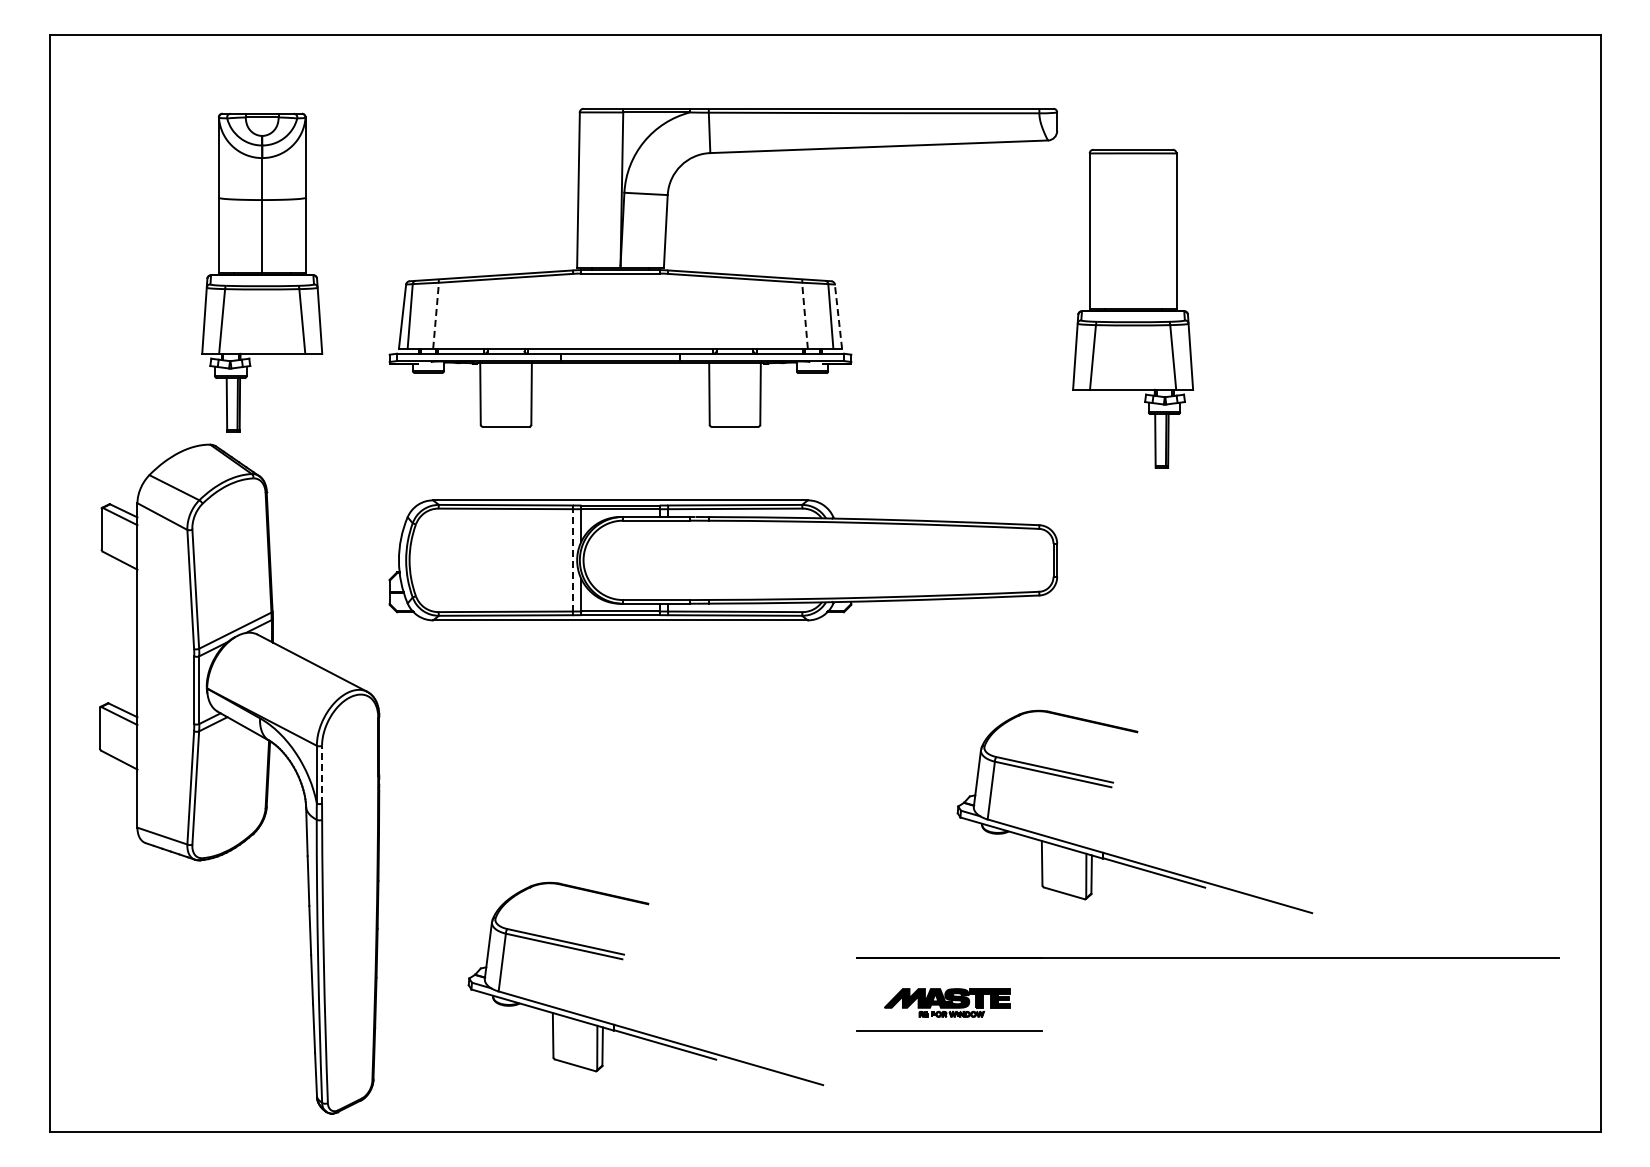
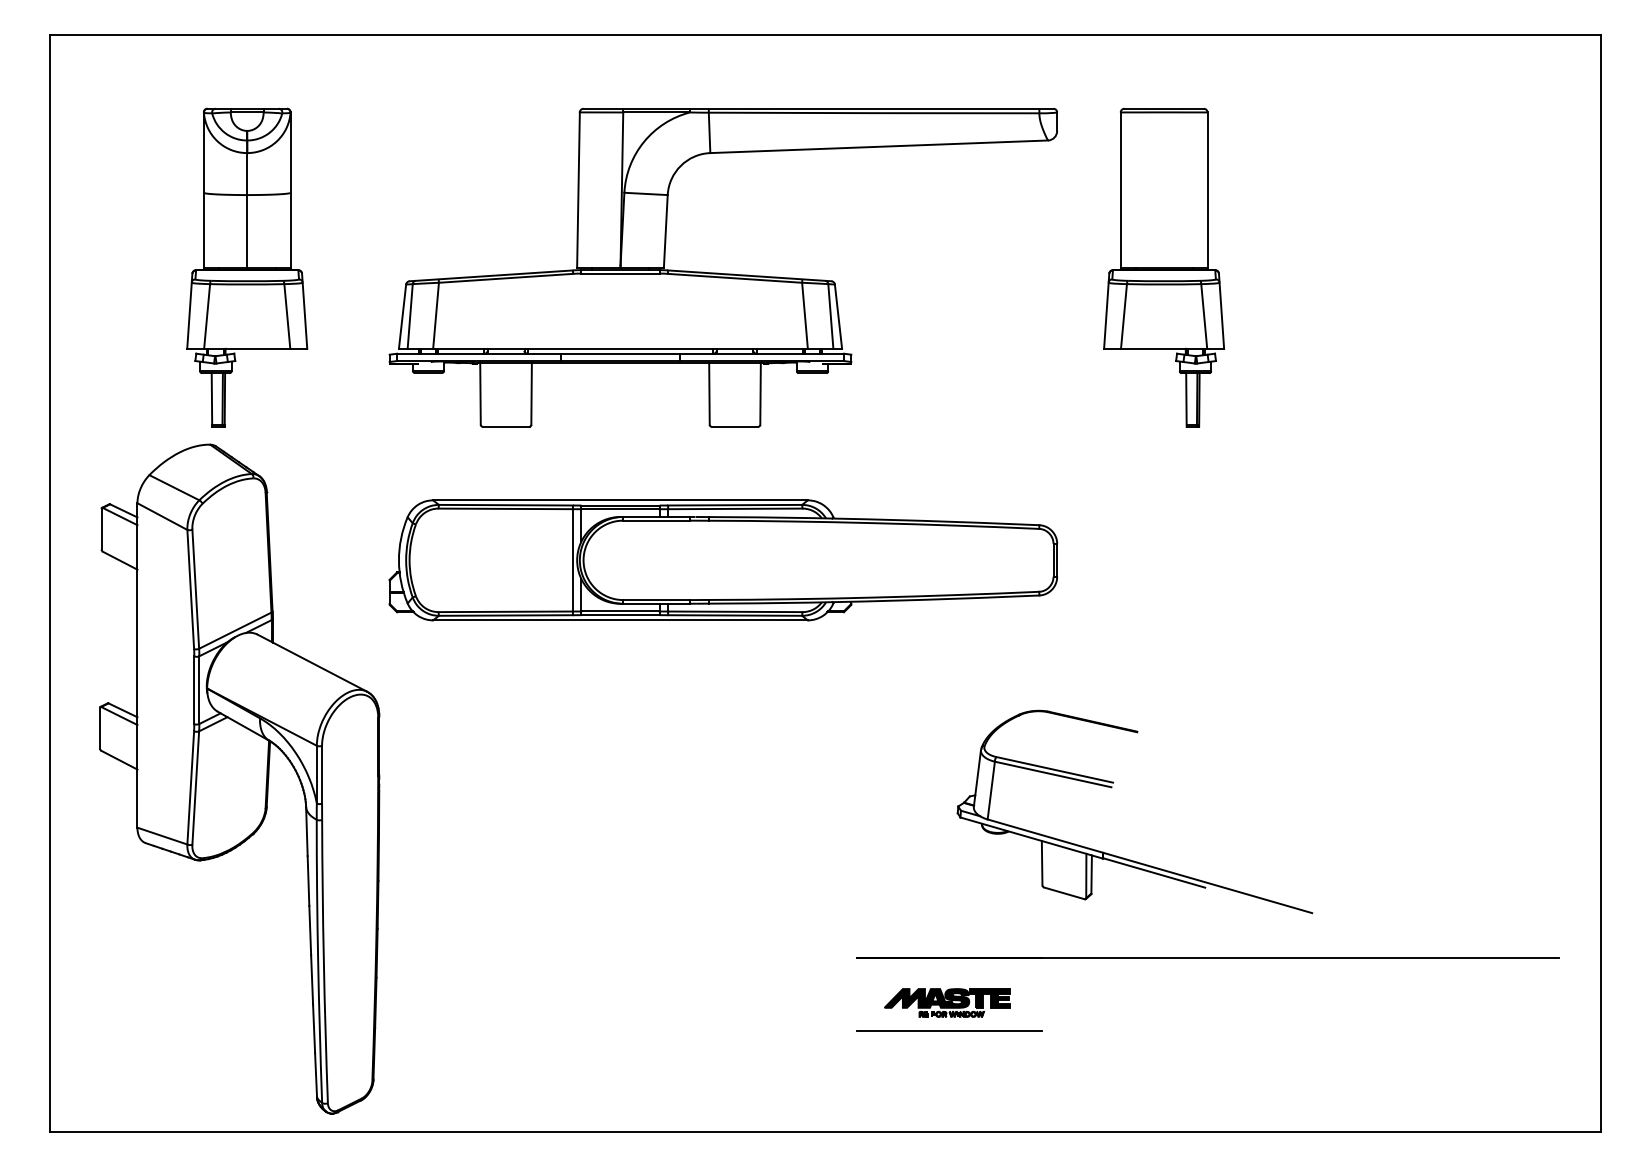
part position: (262, 272) -> (247, 267) (247, 267)
part position: (1132, 308) -> (1163, 267) (1163, 267)
line: dashed -> solid (436, 315)
line: dashed -> solid (804, 315)
line: dashed -> solid (838, 316)
line: dashed -> solid (572, 559)
line: dashed -> solid (322, 774)
part: present -> none (622, 960)
